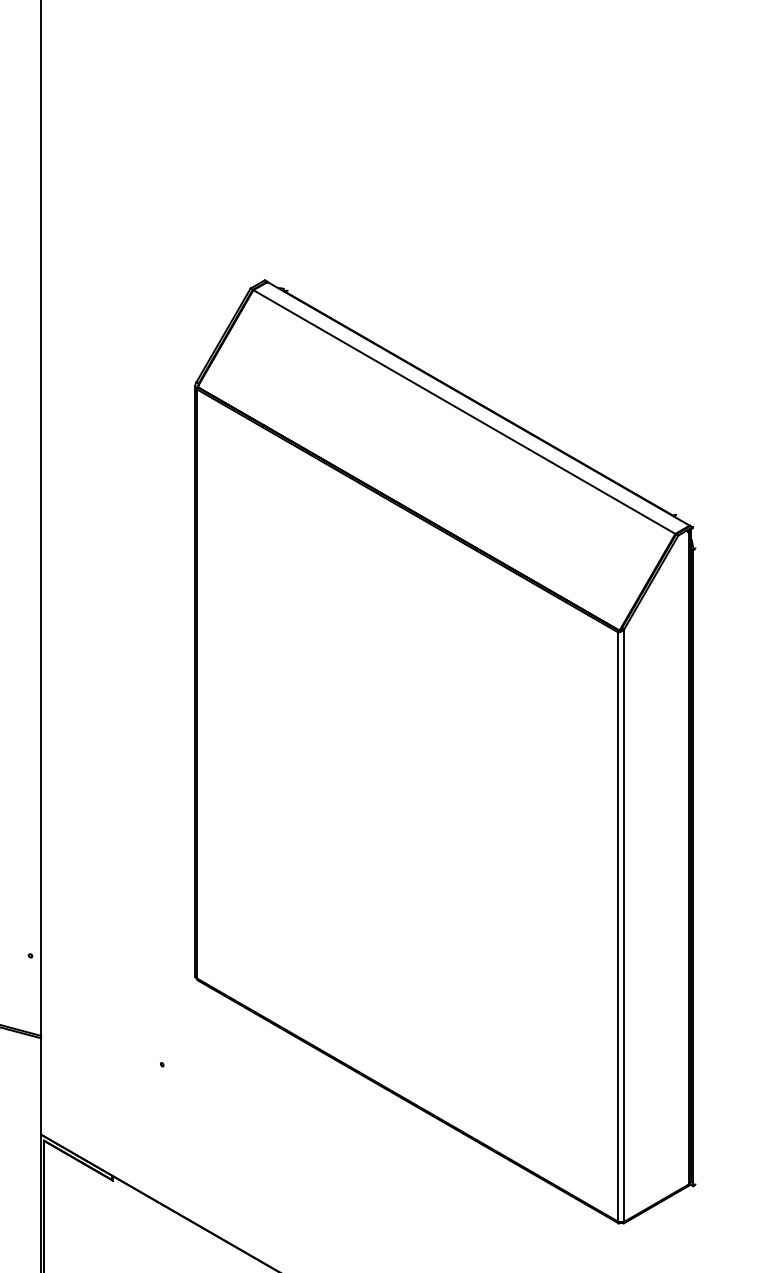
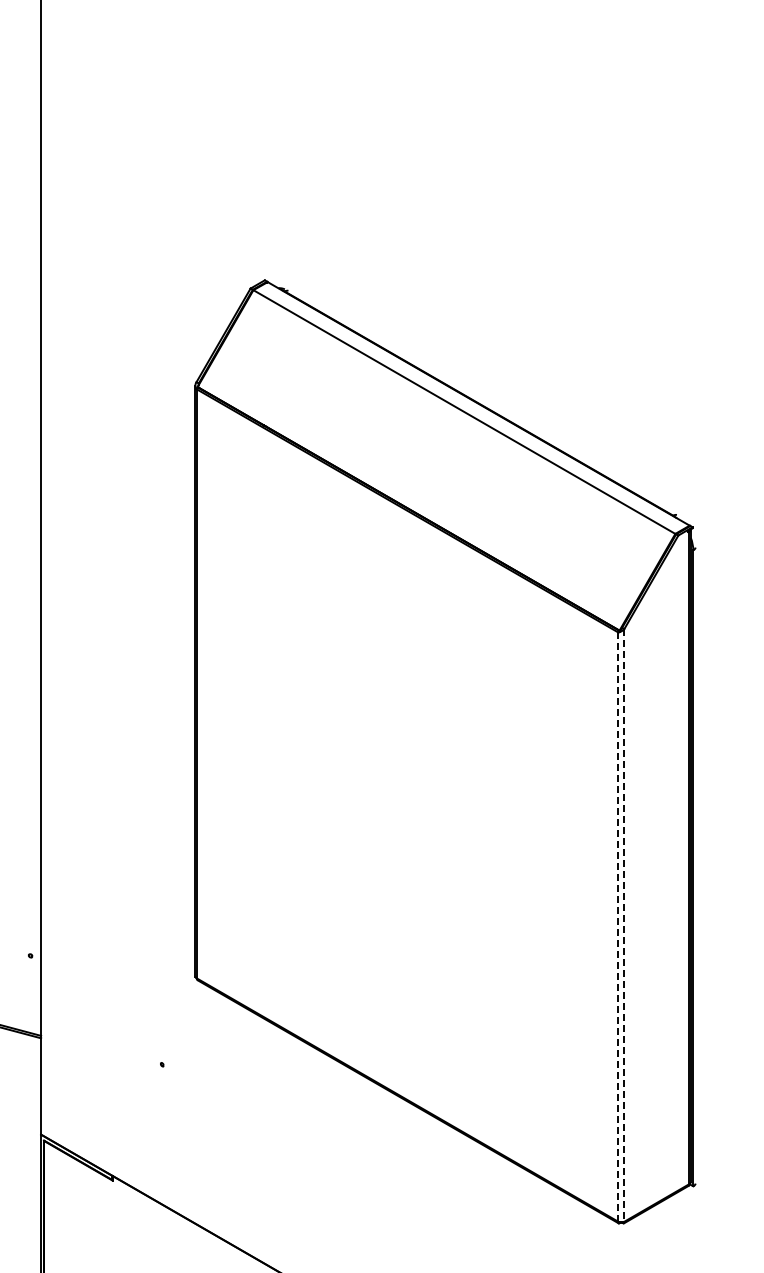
line: solid -> dashed (624, 925)
line: solid -> dashed (618, 927)
